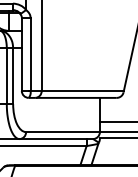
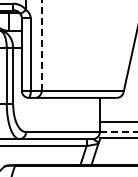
line: solid -> dashed (41, 44)
line: solid -> dashed (118, 131)
